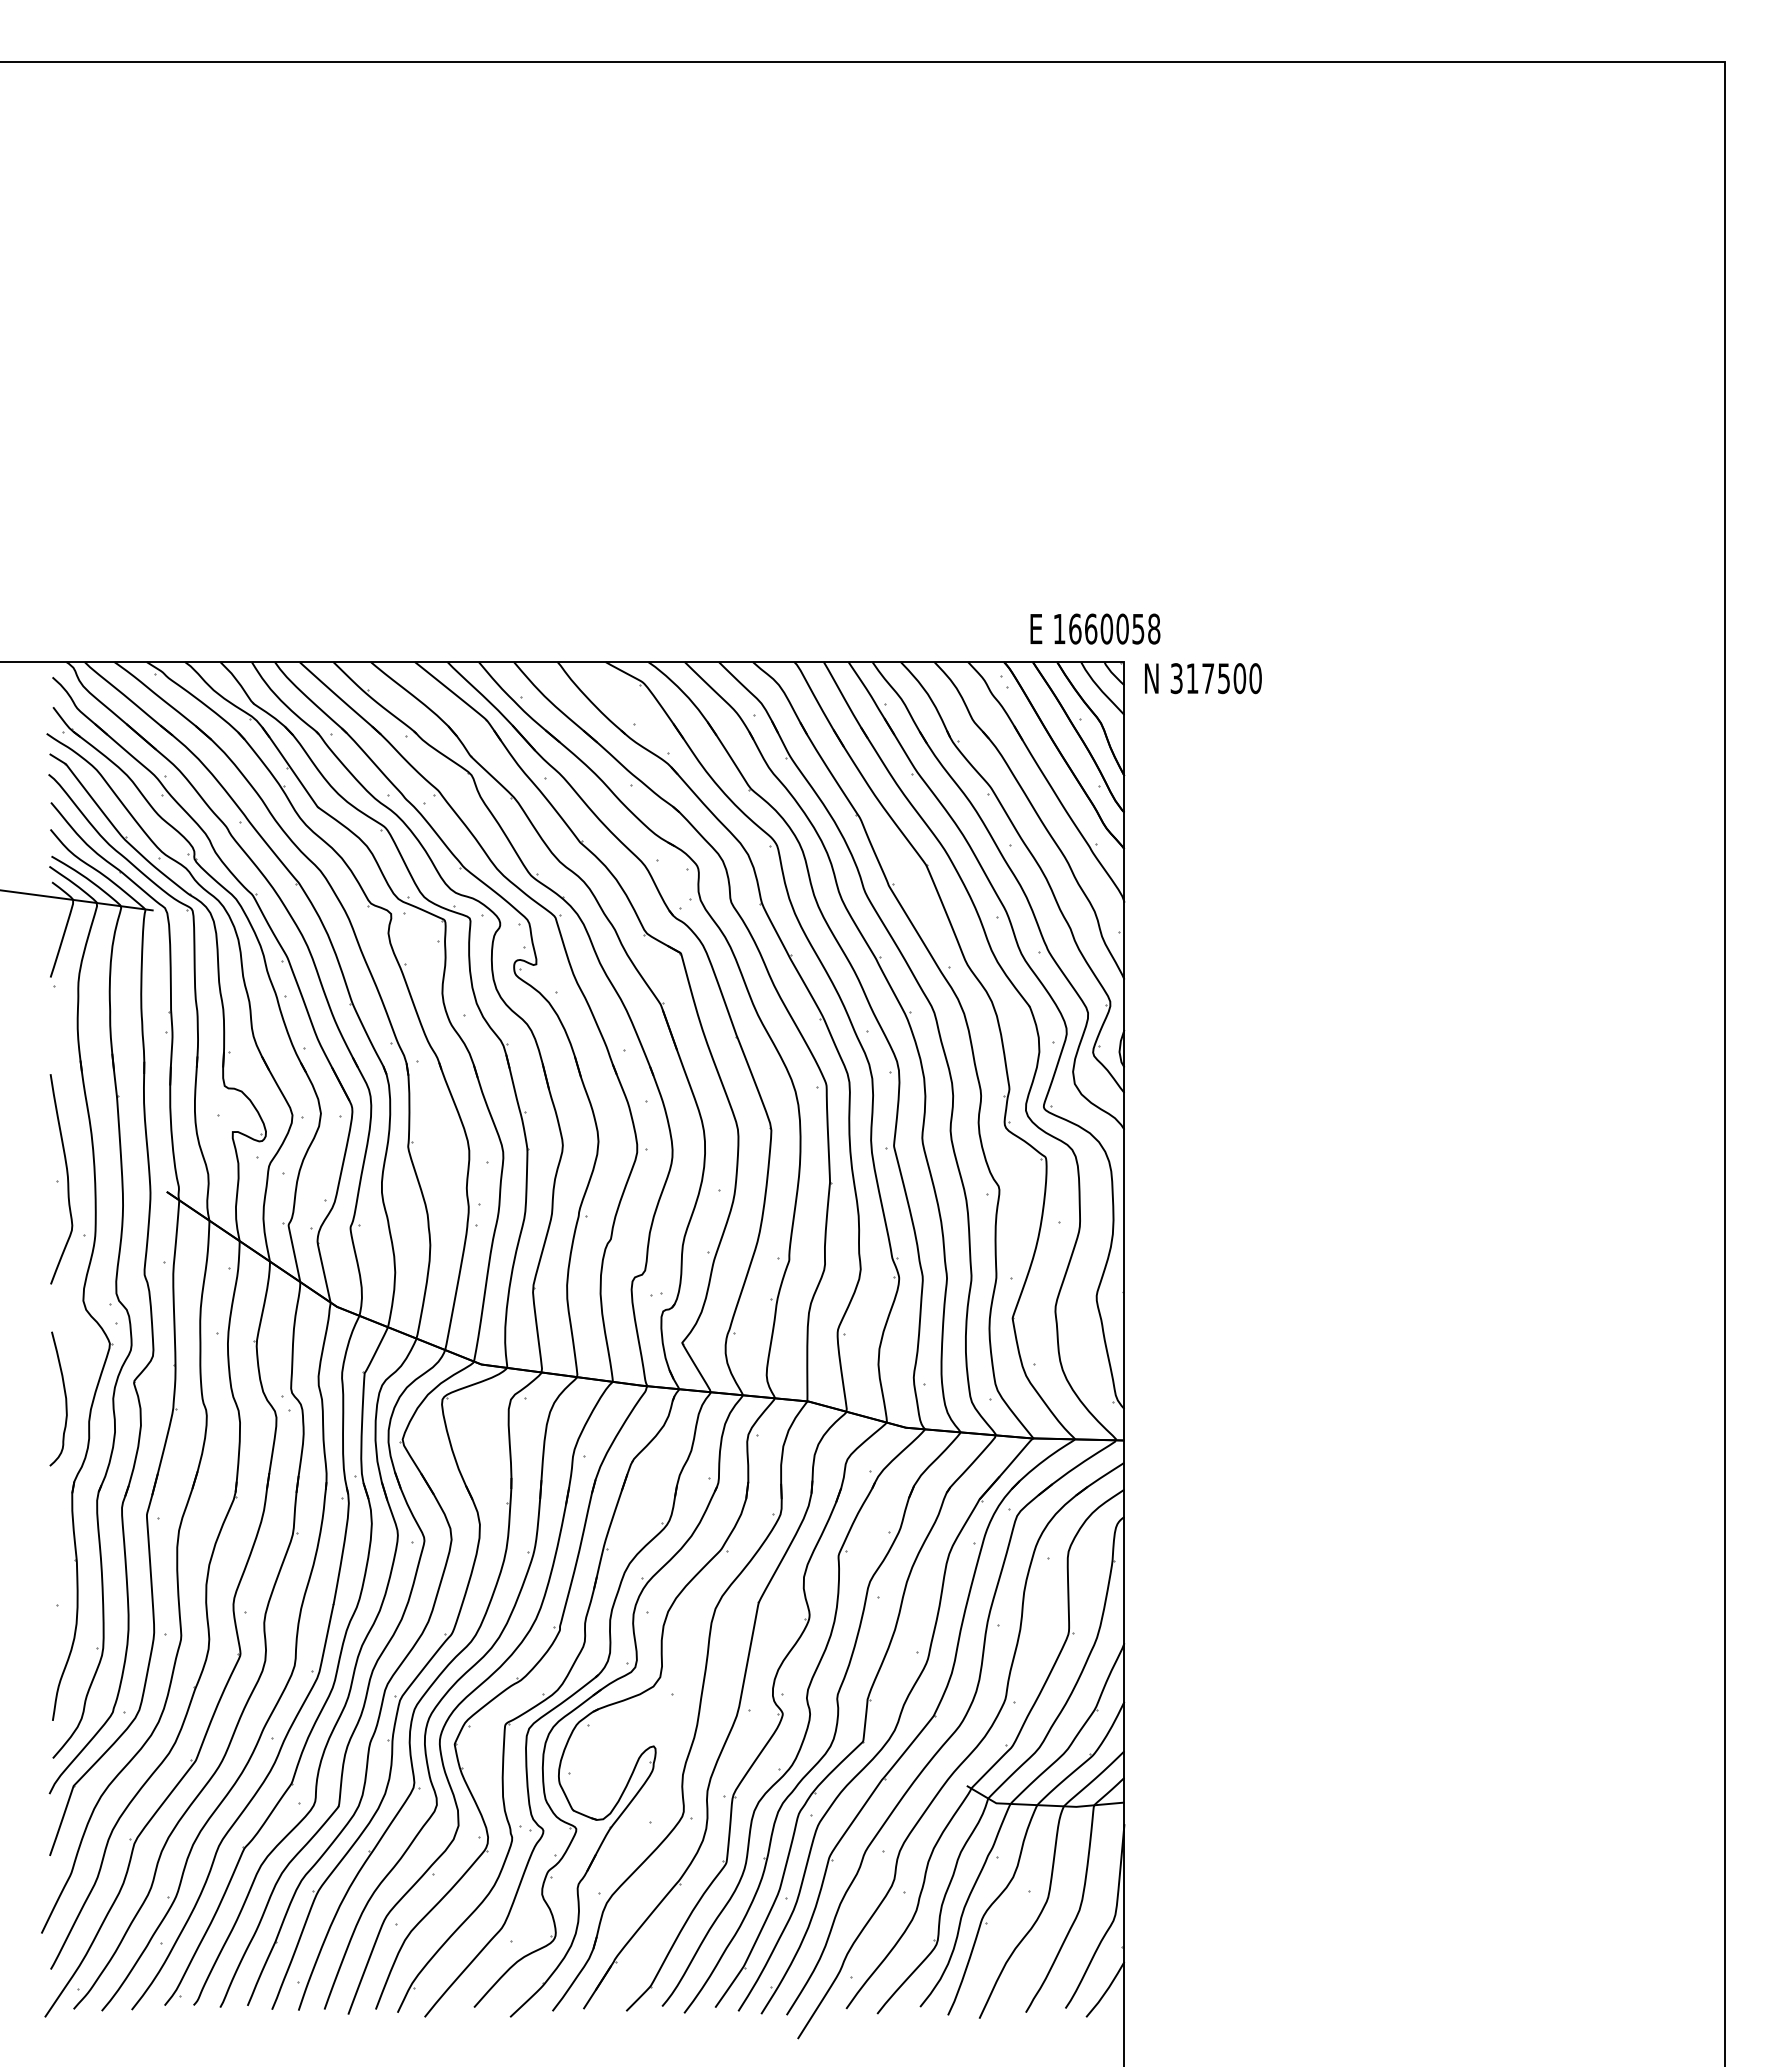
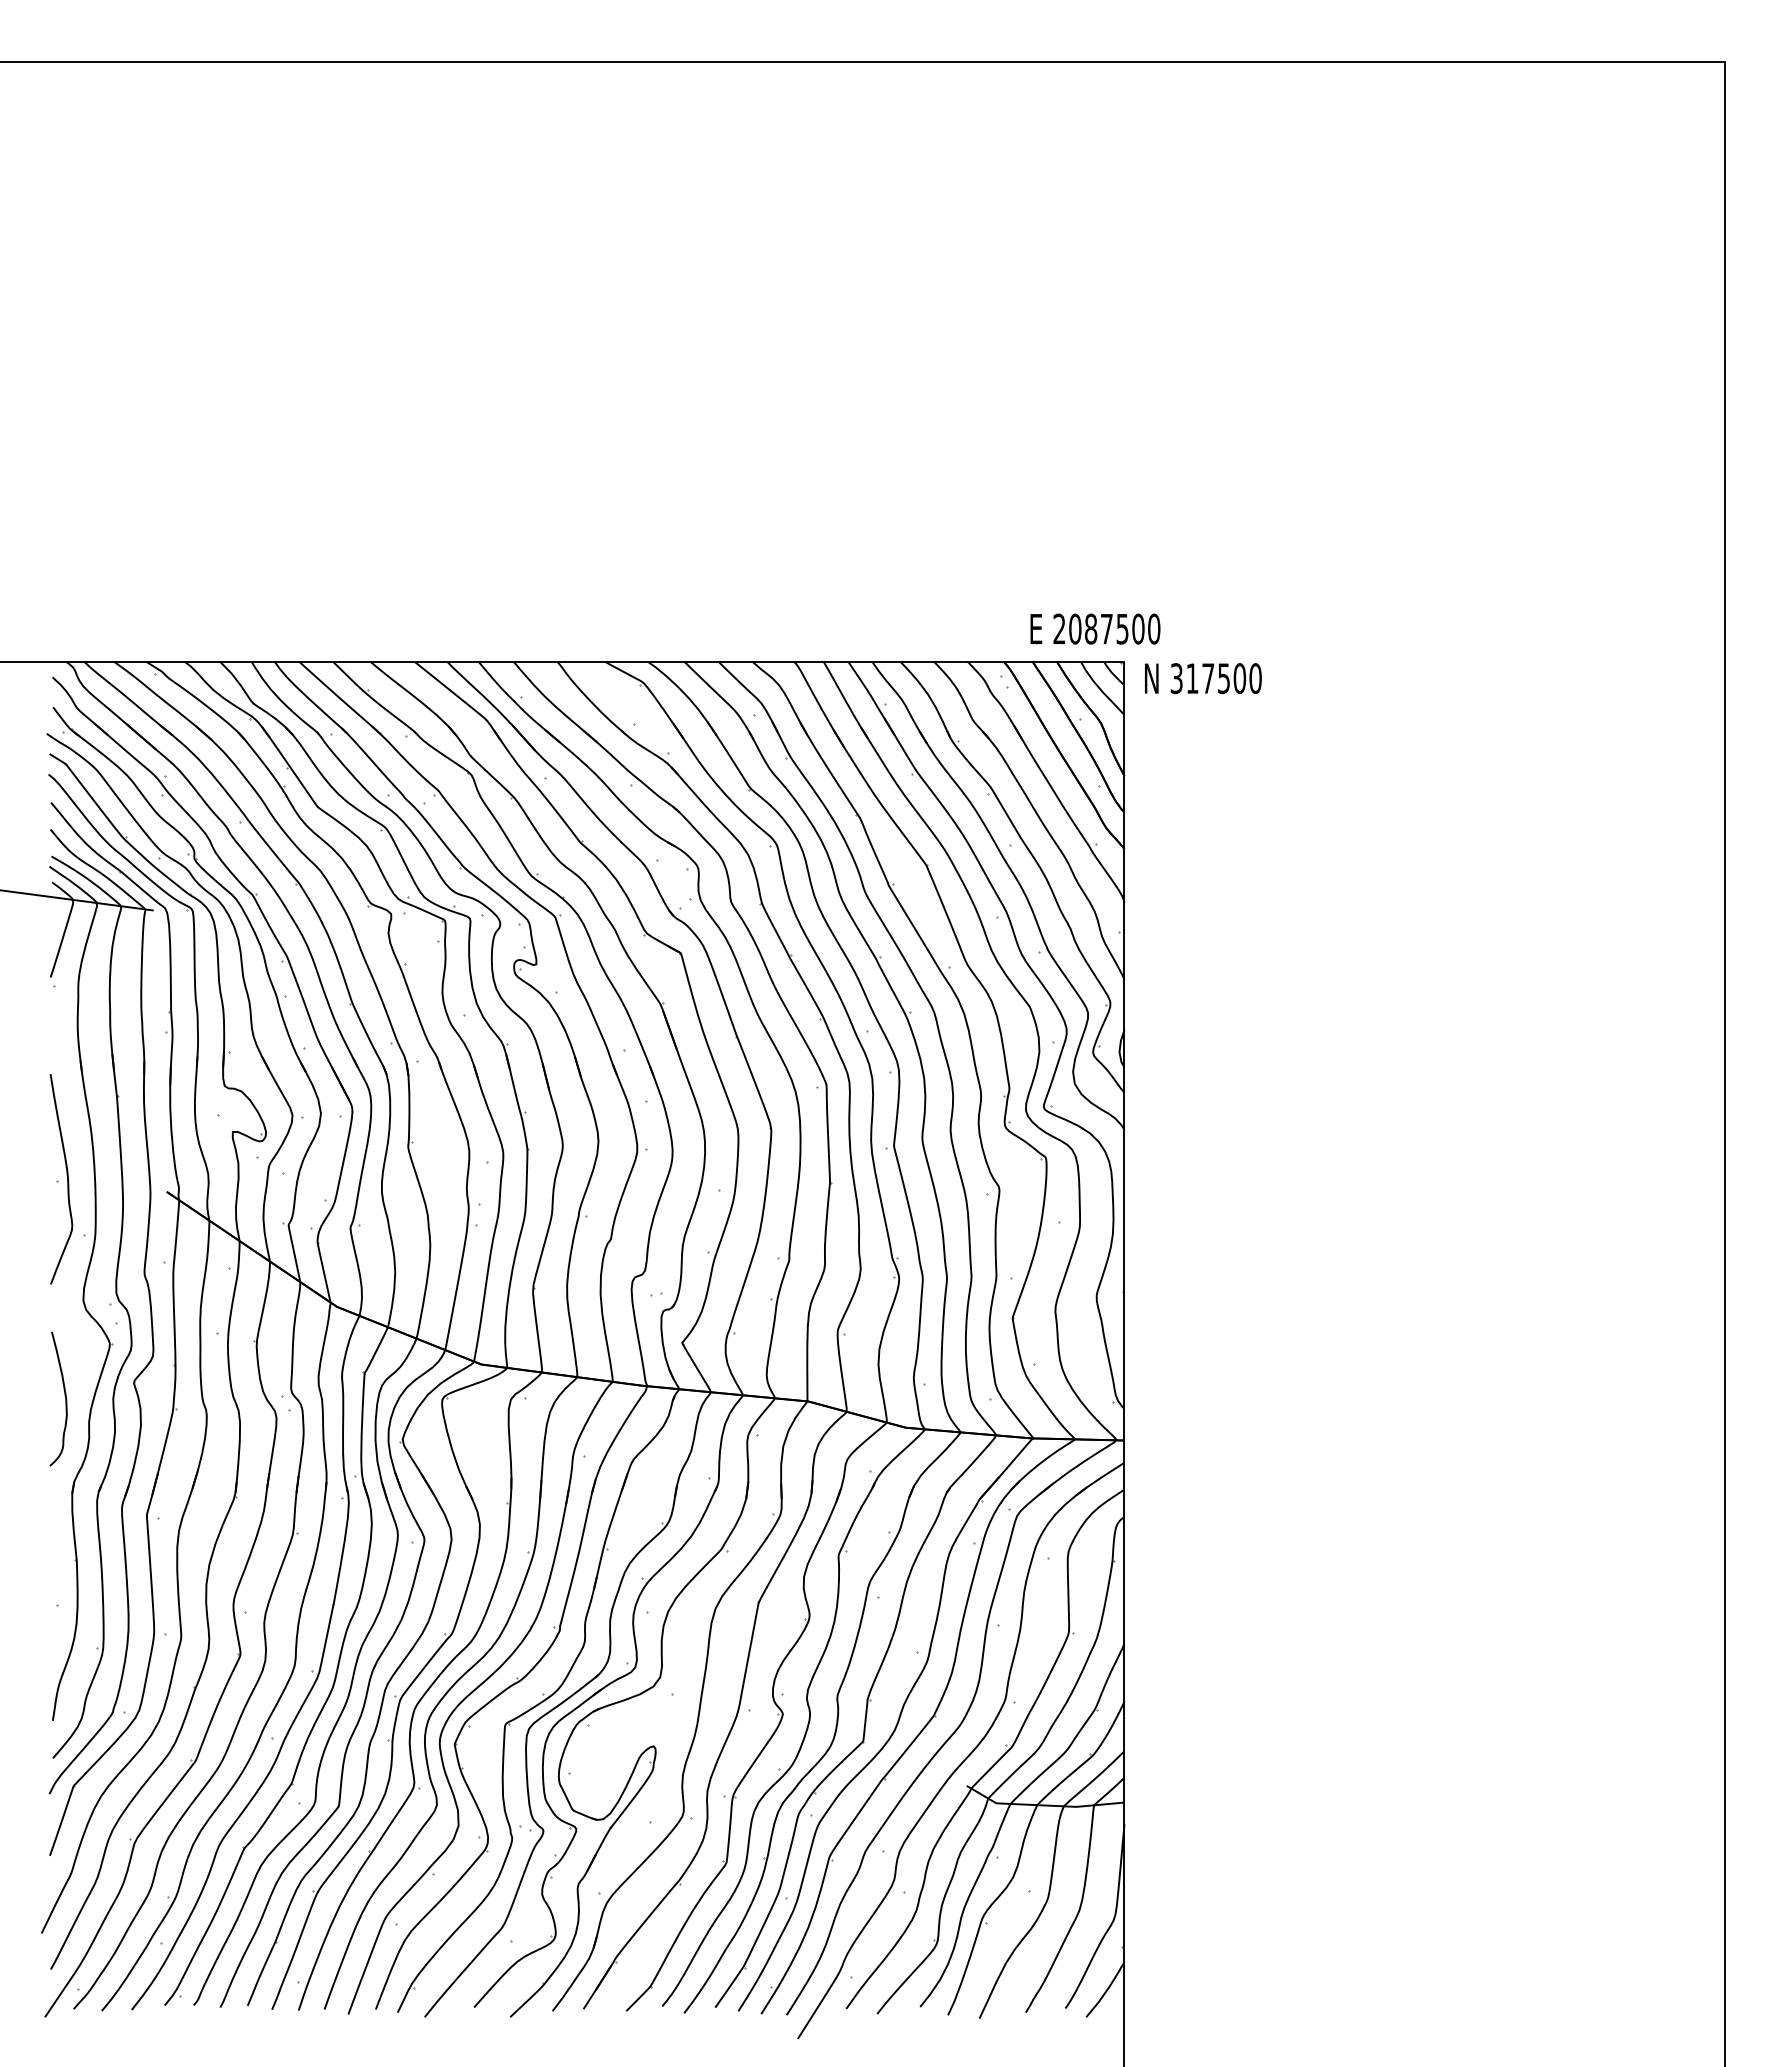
text: 1660058 -> 2087500 (1106, 628)
